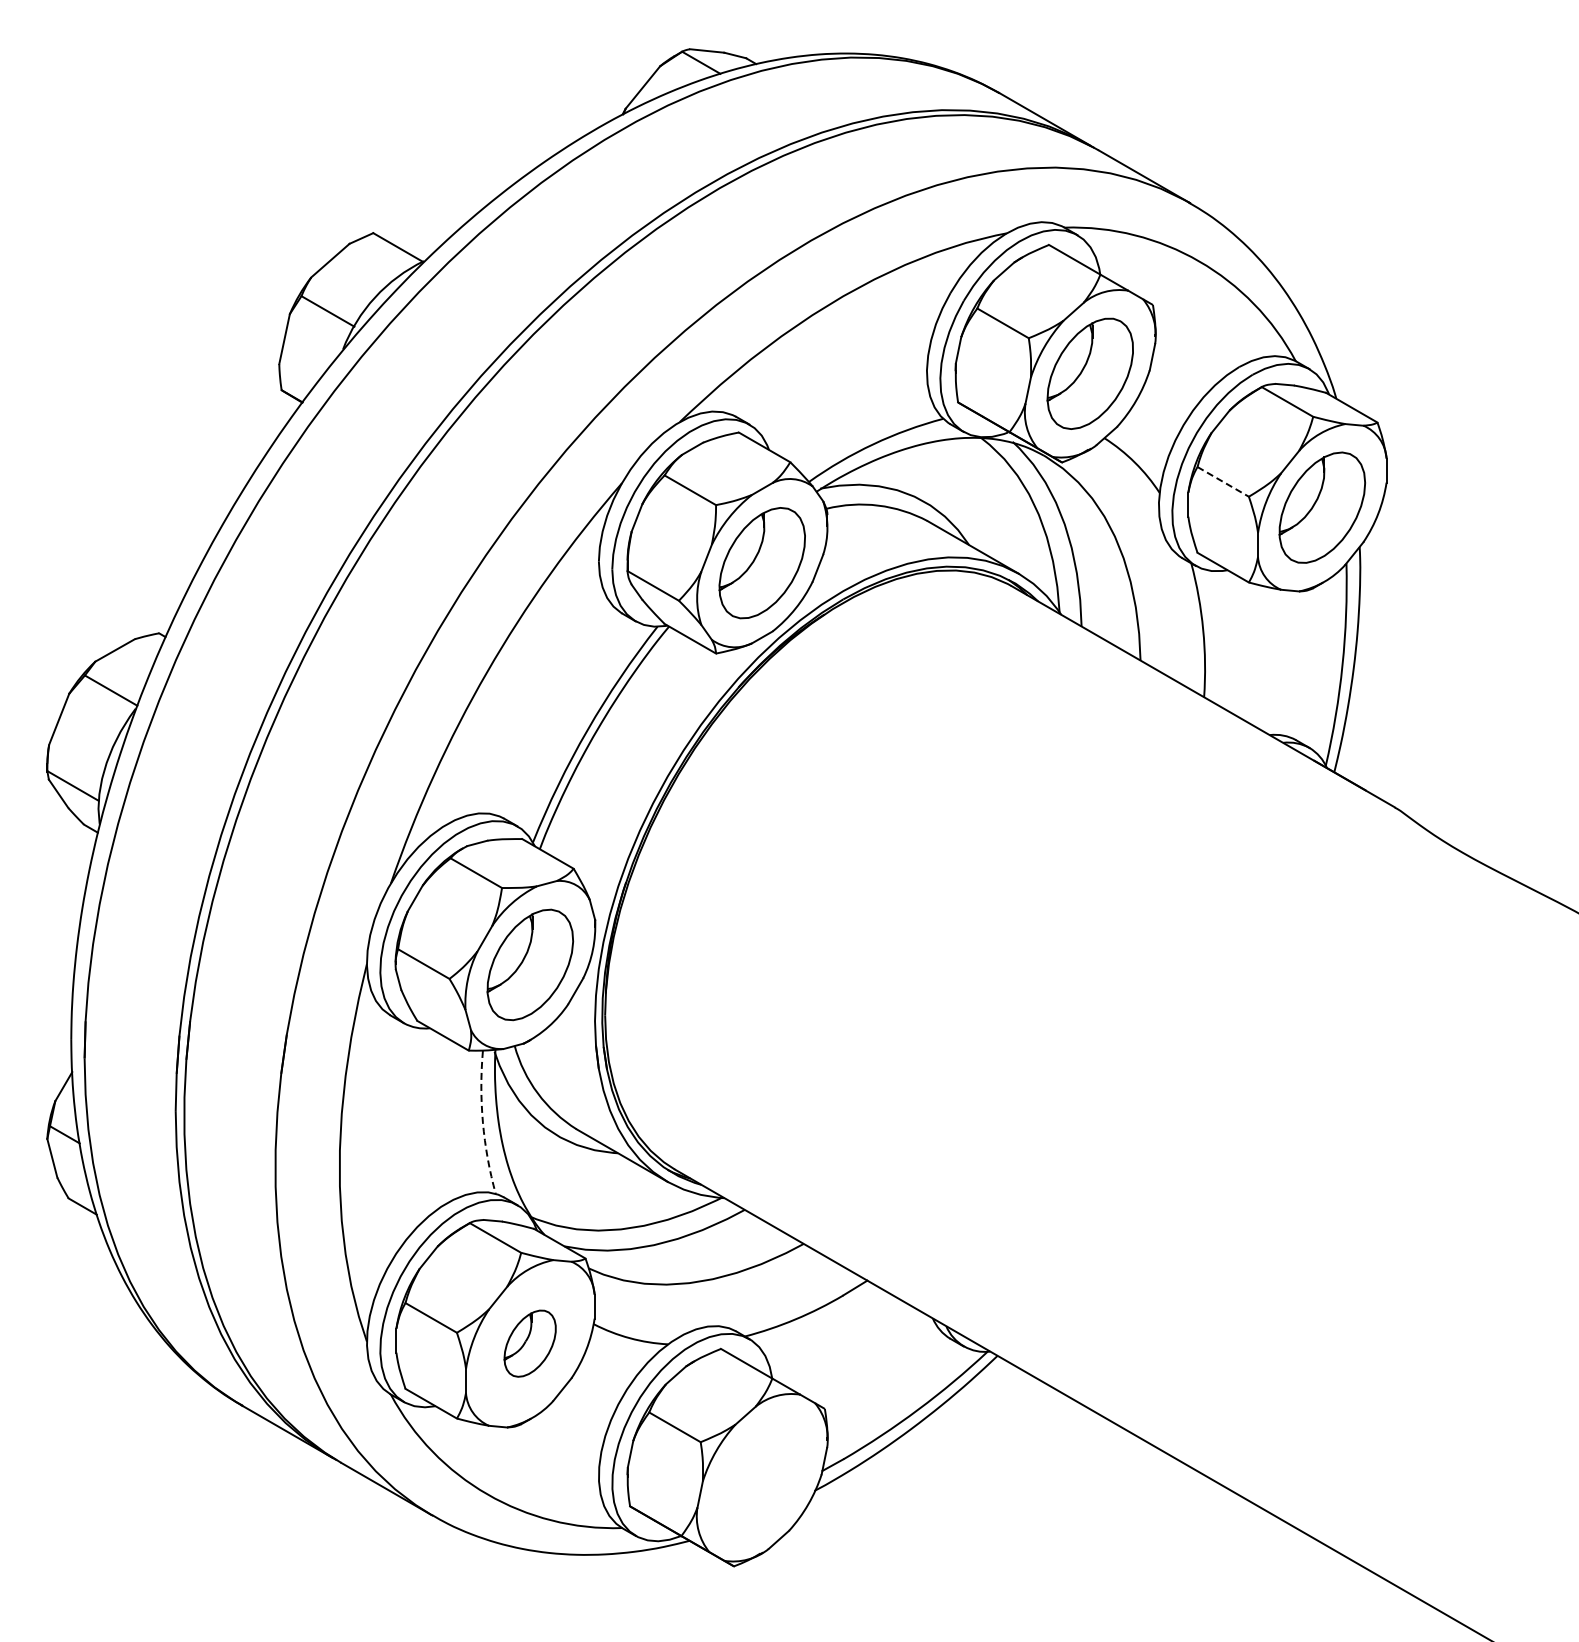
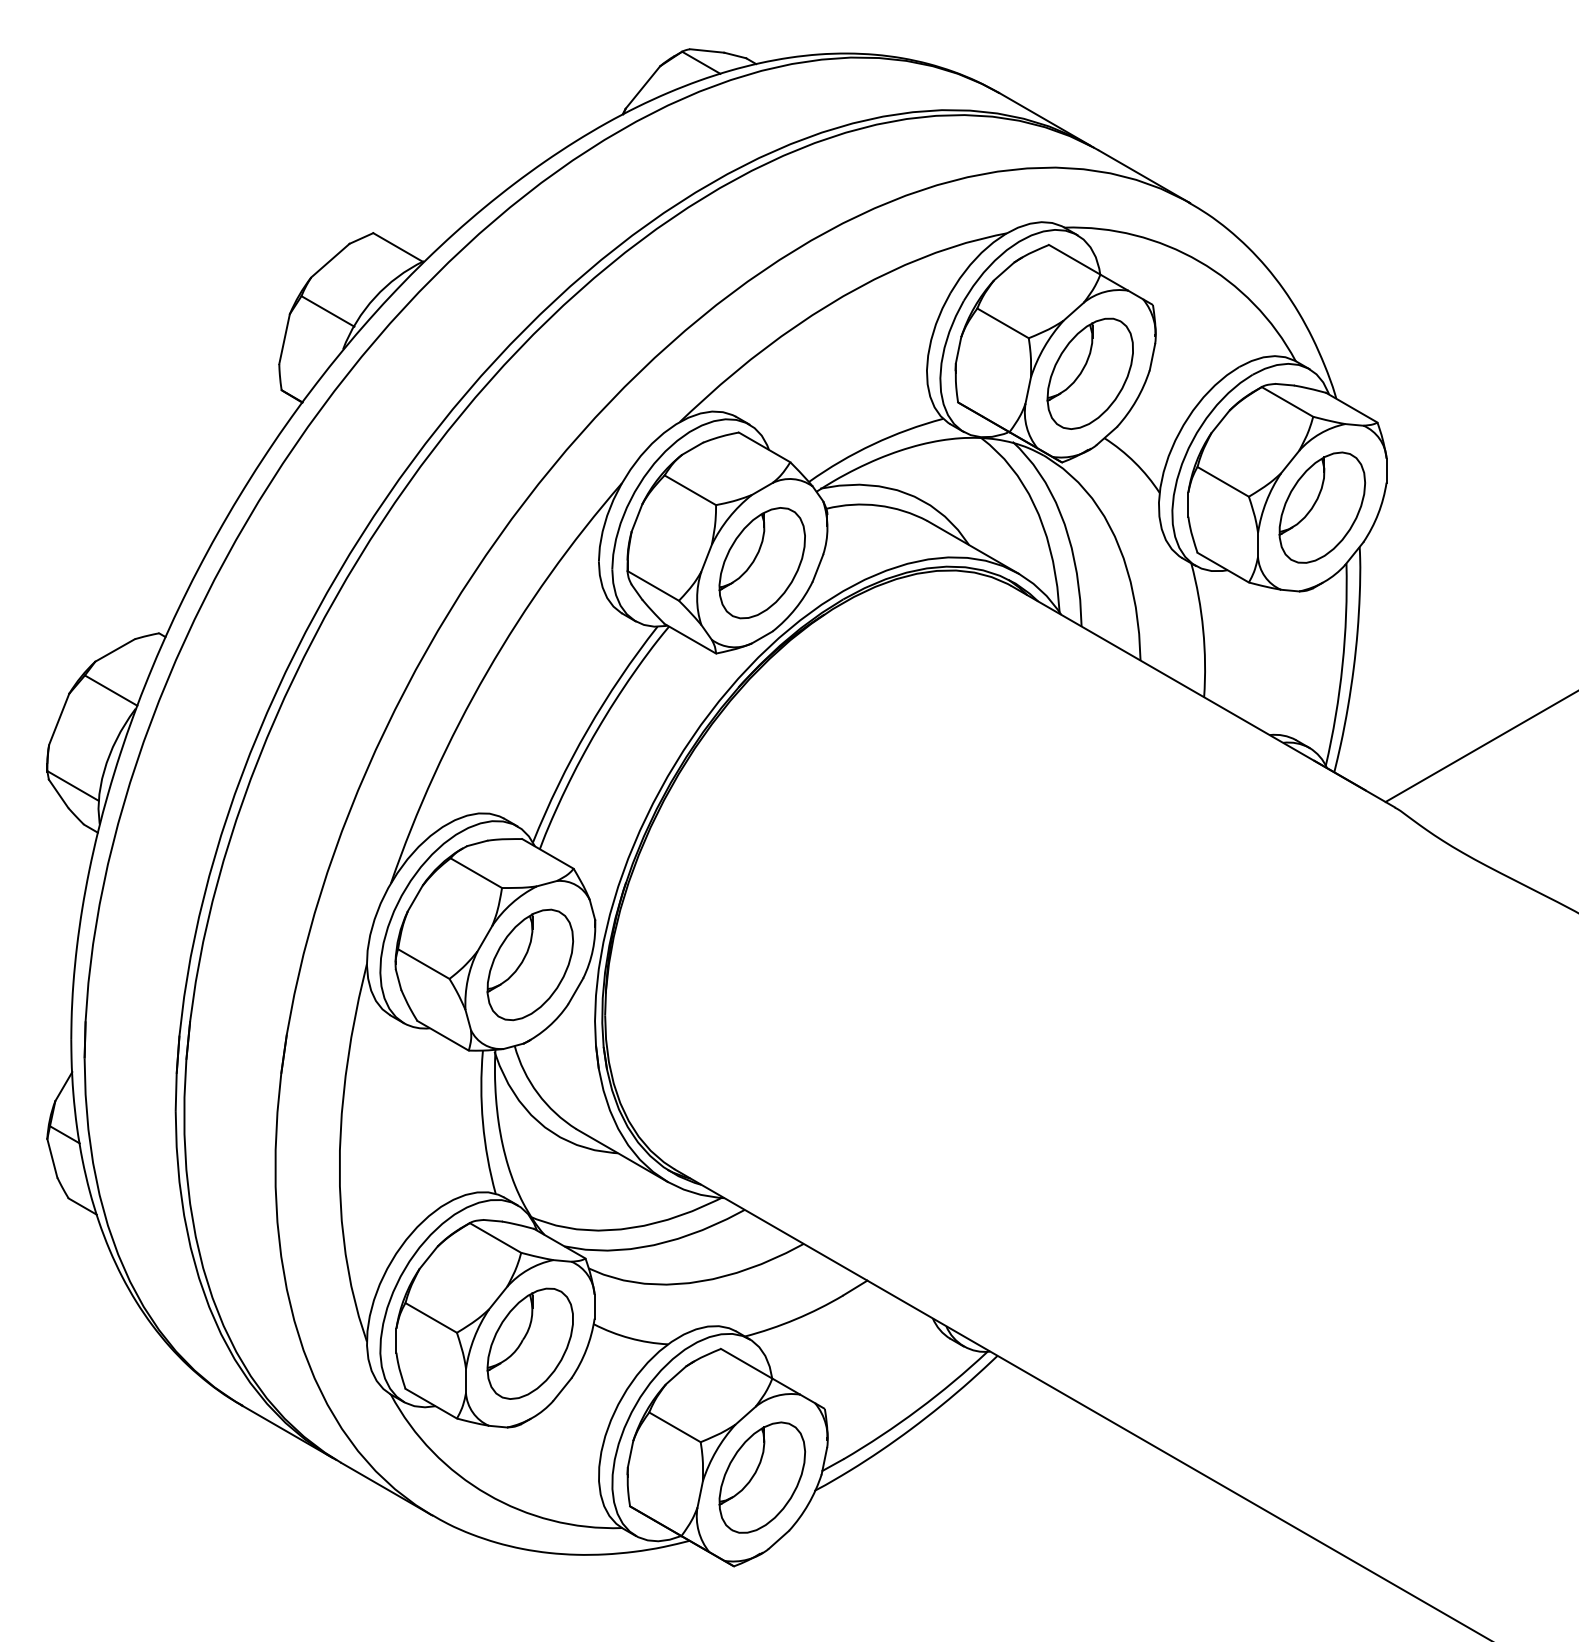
line: dashed -> solid (1223, 481)
line: none -> present (1480, 747)
arc: dashed -> solid (482, 1122)
part size: 54x69 px -> 88x113 px (529, 1343)
part: none -> present (762, 1477)
